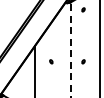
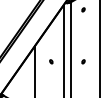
line: none -> present (64, 49)
line: dashed -> solid (70, 49)
